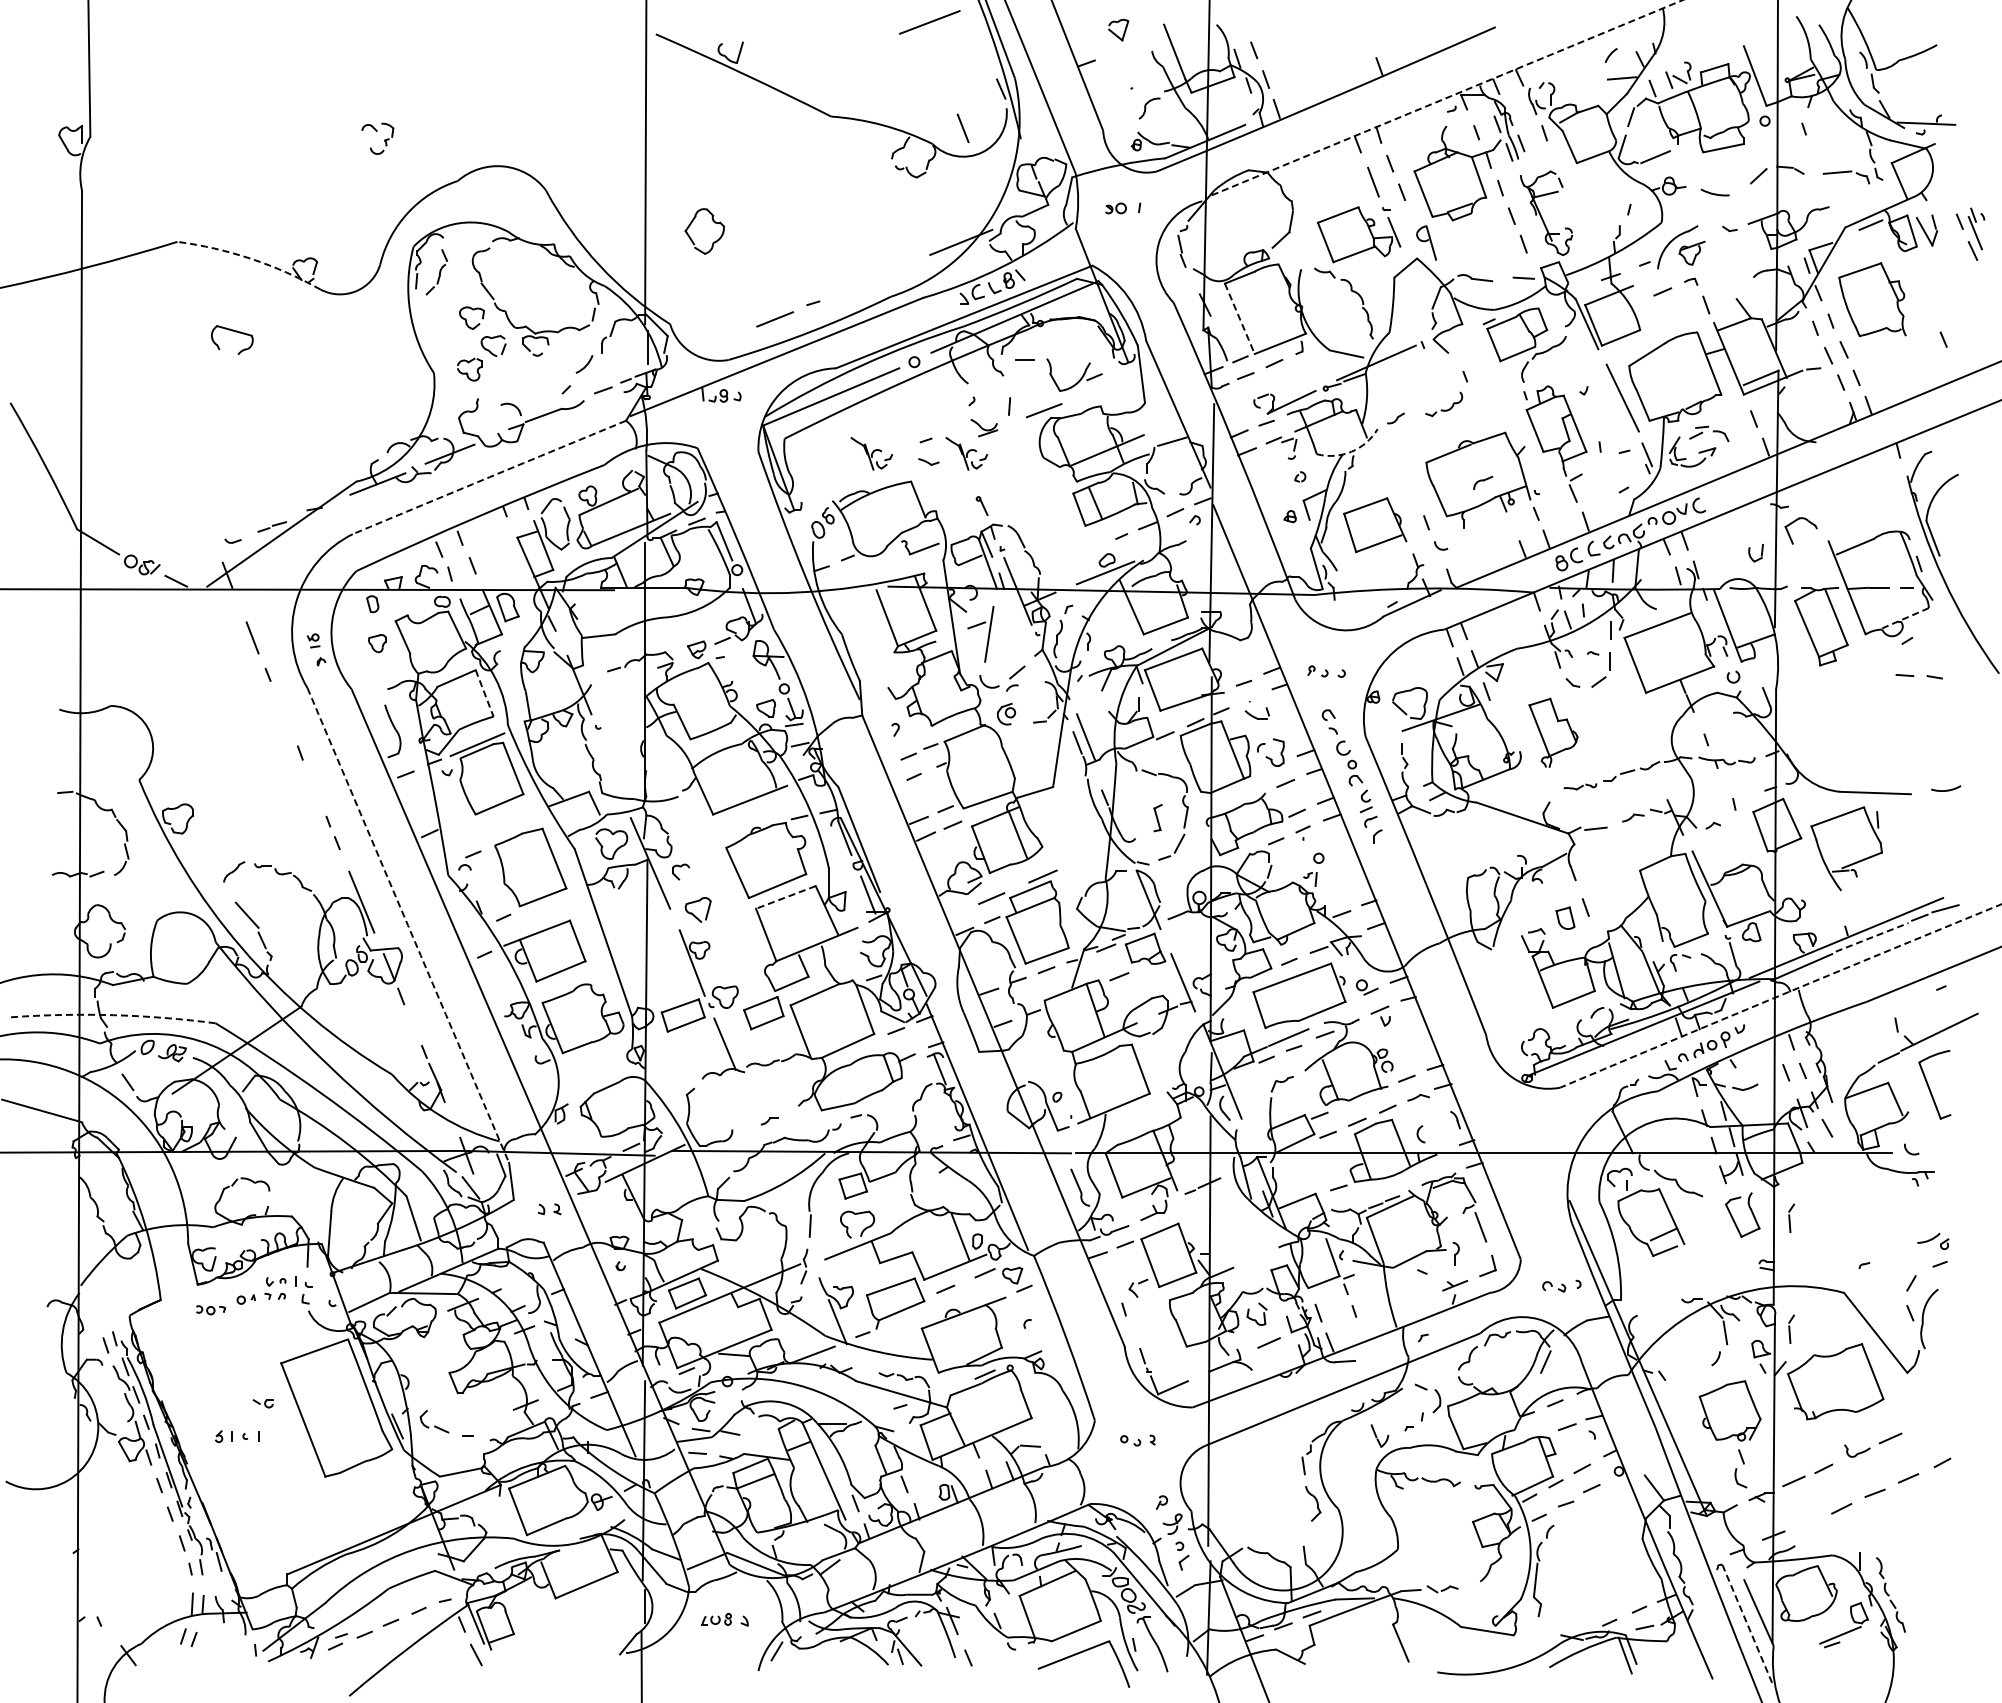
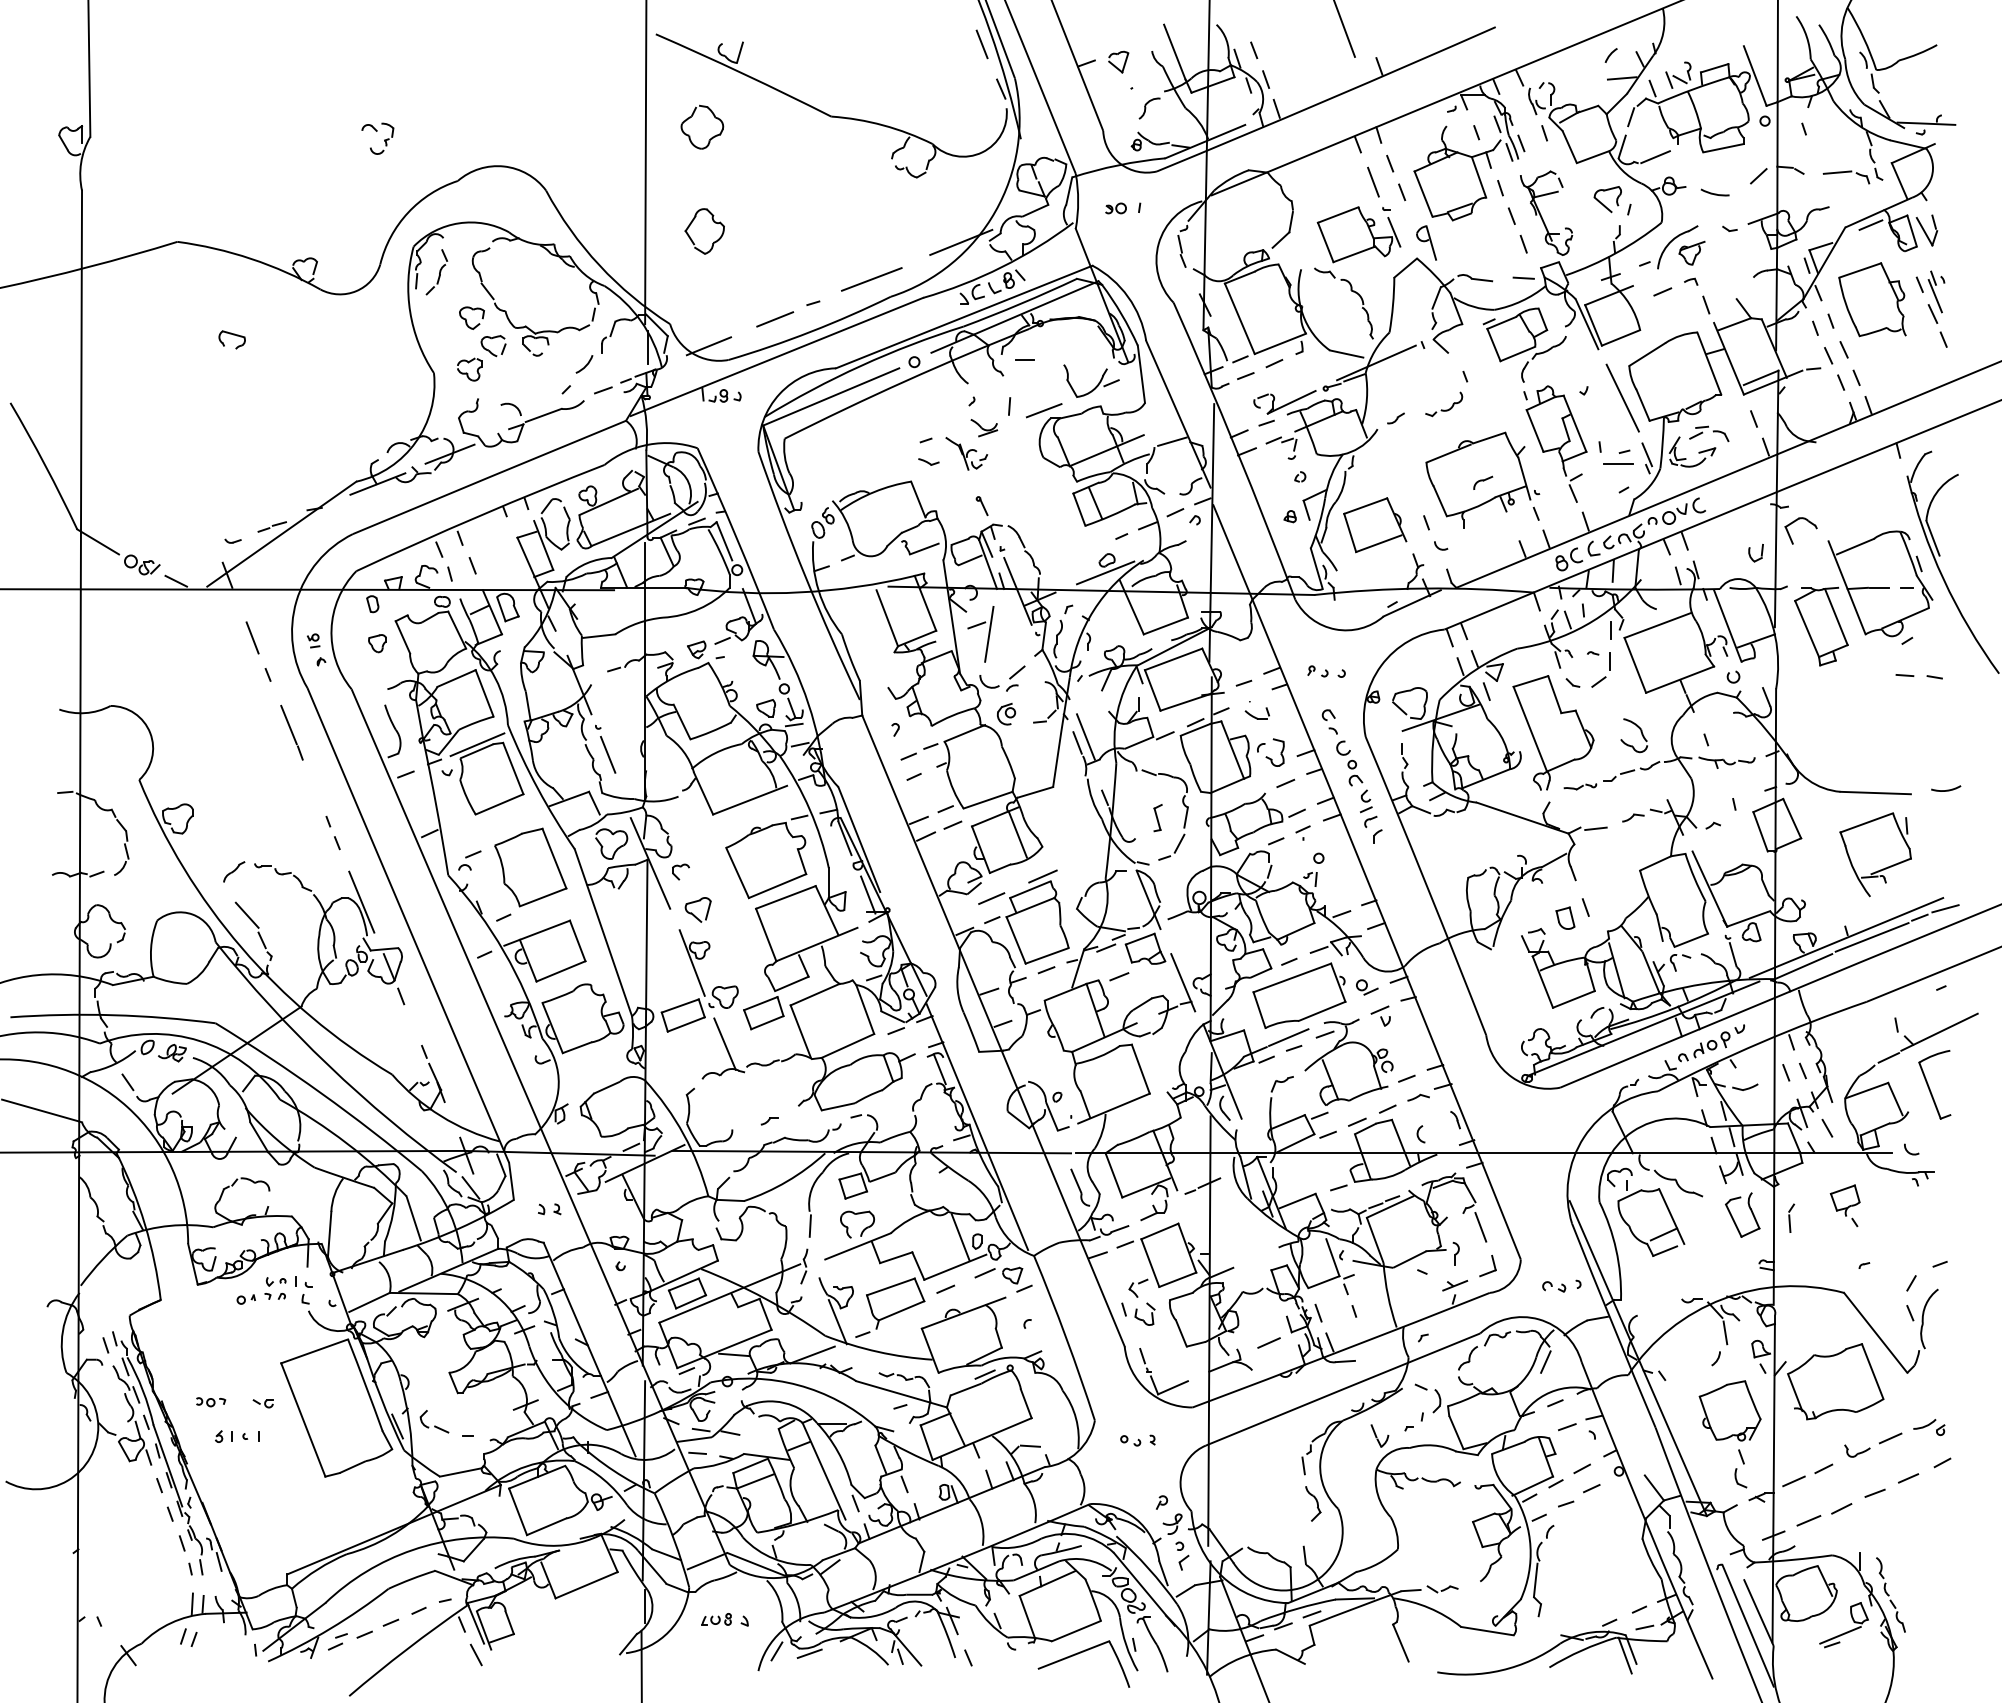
line position: (929, 22) -> (871, 279) (871, 279)
part position: (1118, 29) -> (1118, 61) (1118, 61)
line: none -> present (1344, 29)
line: dashed -> solid (1447, 97)
part: none -> present (692, 116)
line position: (962, 128) -> (981, 44) (981, 44)
part: none -> present (1607, 199)
part position: (1970, 233) -> (1930, 296) (1930, 296)
arc: dashed -> solid (251, 258)
line: dashed -> solid (1240, 319)
part size: 43x30 px -> 28x20 px (231, 339)
line: none -> present (708, 346)
part position: (1079, 379) -> (1096, 385) (1096, 385)
arc: dashed -> solid (1351, 451)
part: present -> none (871, 453)
line: none -> present (1618, 463)
arc: dashed -> solid (489, 477)
line: dashed -> solid (1905, 618)
line: dashed -> solid (484, 693)
line: none -> present (288, 724)
part: none -> present (1640, 731)
part size: 51x71 px -> 83x116 px (1553, 732)
line: none -> present (607, 754)
part position: (1853, 862) -> (1882, 868) (1882, 868)
line: dashed -> solid (785, 897)
arc: dashed -> solid (408, 925)
line: dashed -> solid (1872, 937)
arc: dashed -> solid (1780, 995)
arc: dashed -> solid (113, 1015)
part: none -> present (1844, 1205)
part position: (1933, 1241) -> (1929, 1427) (1929, 1427)
part position: (211, 1310) -> (211, 1402) (211, 1402)
part position: (1255, 1319) -> (1143, 1319) (1143, 1319)
part: present -> none (1791, 1328)
line: none -> present (1808, 1520)
line: dashed -> solid (1748, 1626)
line: none -> present (809, 1653)
